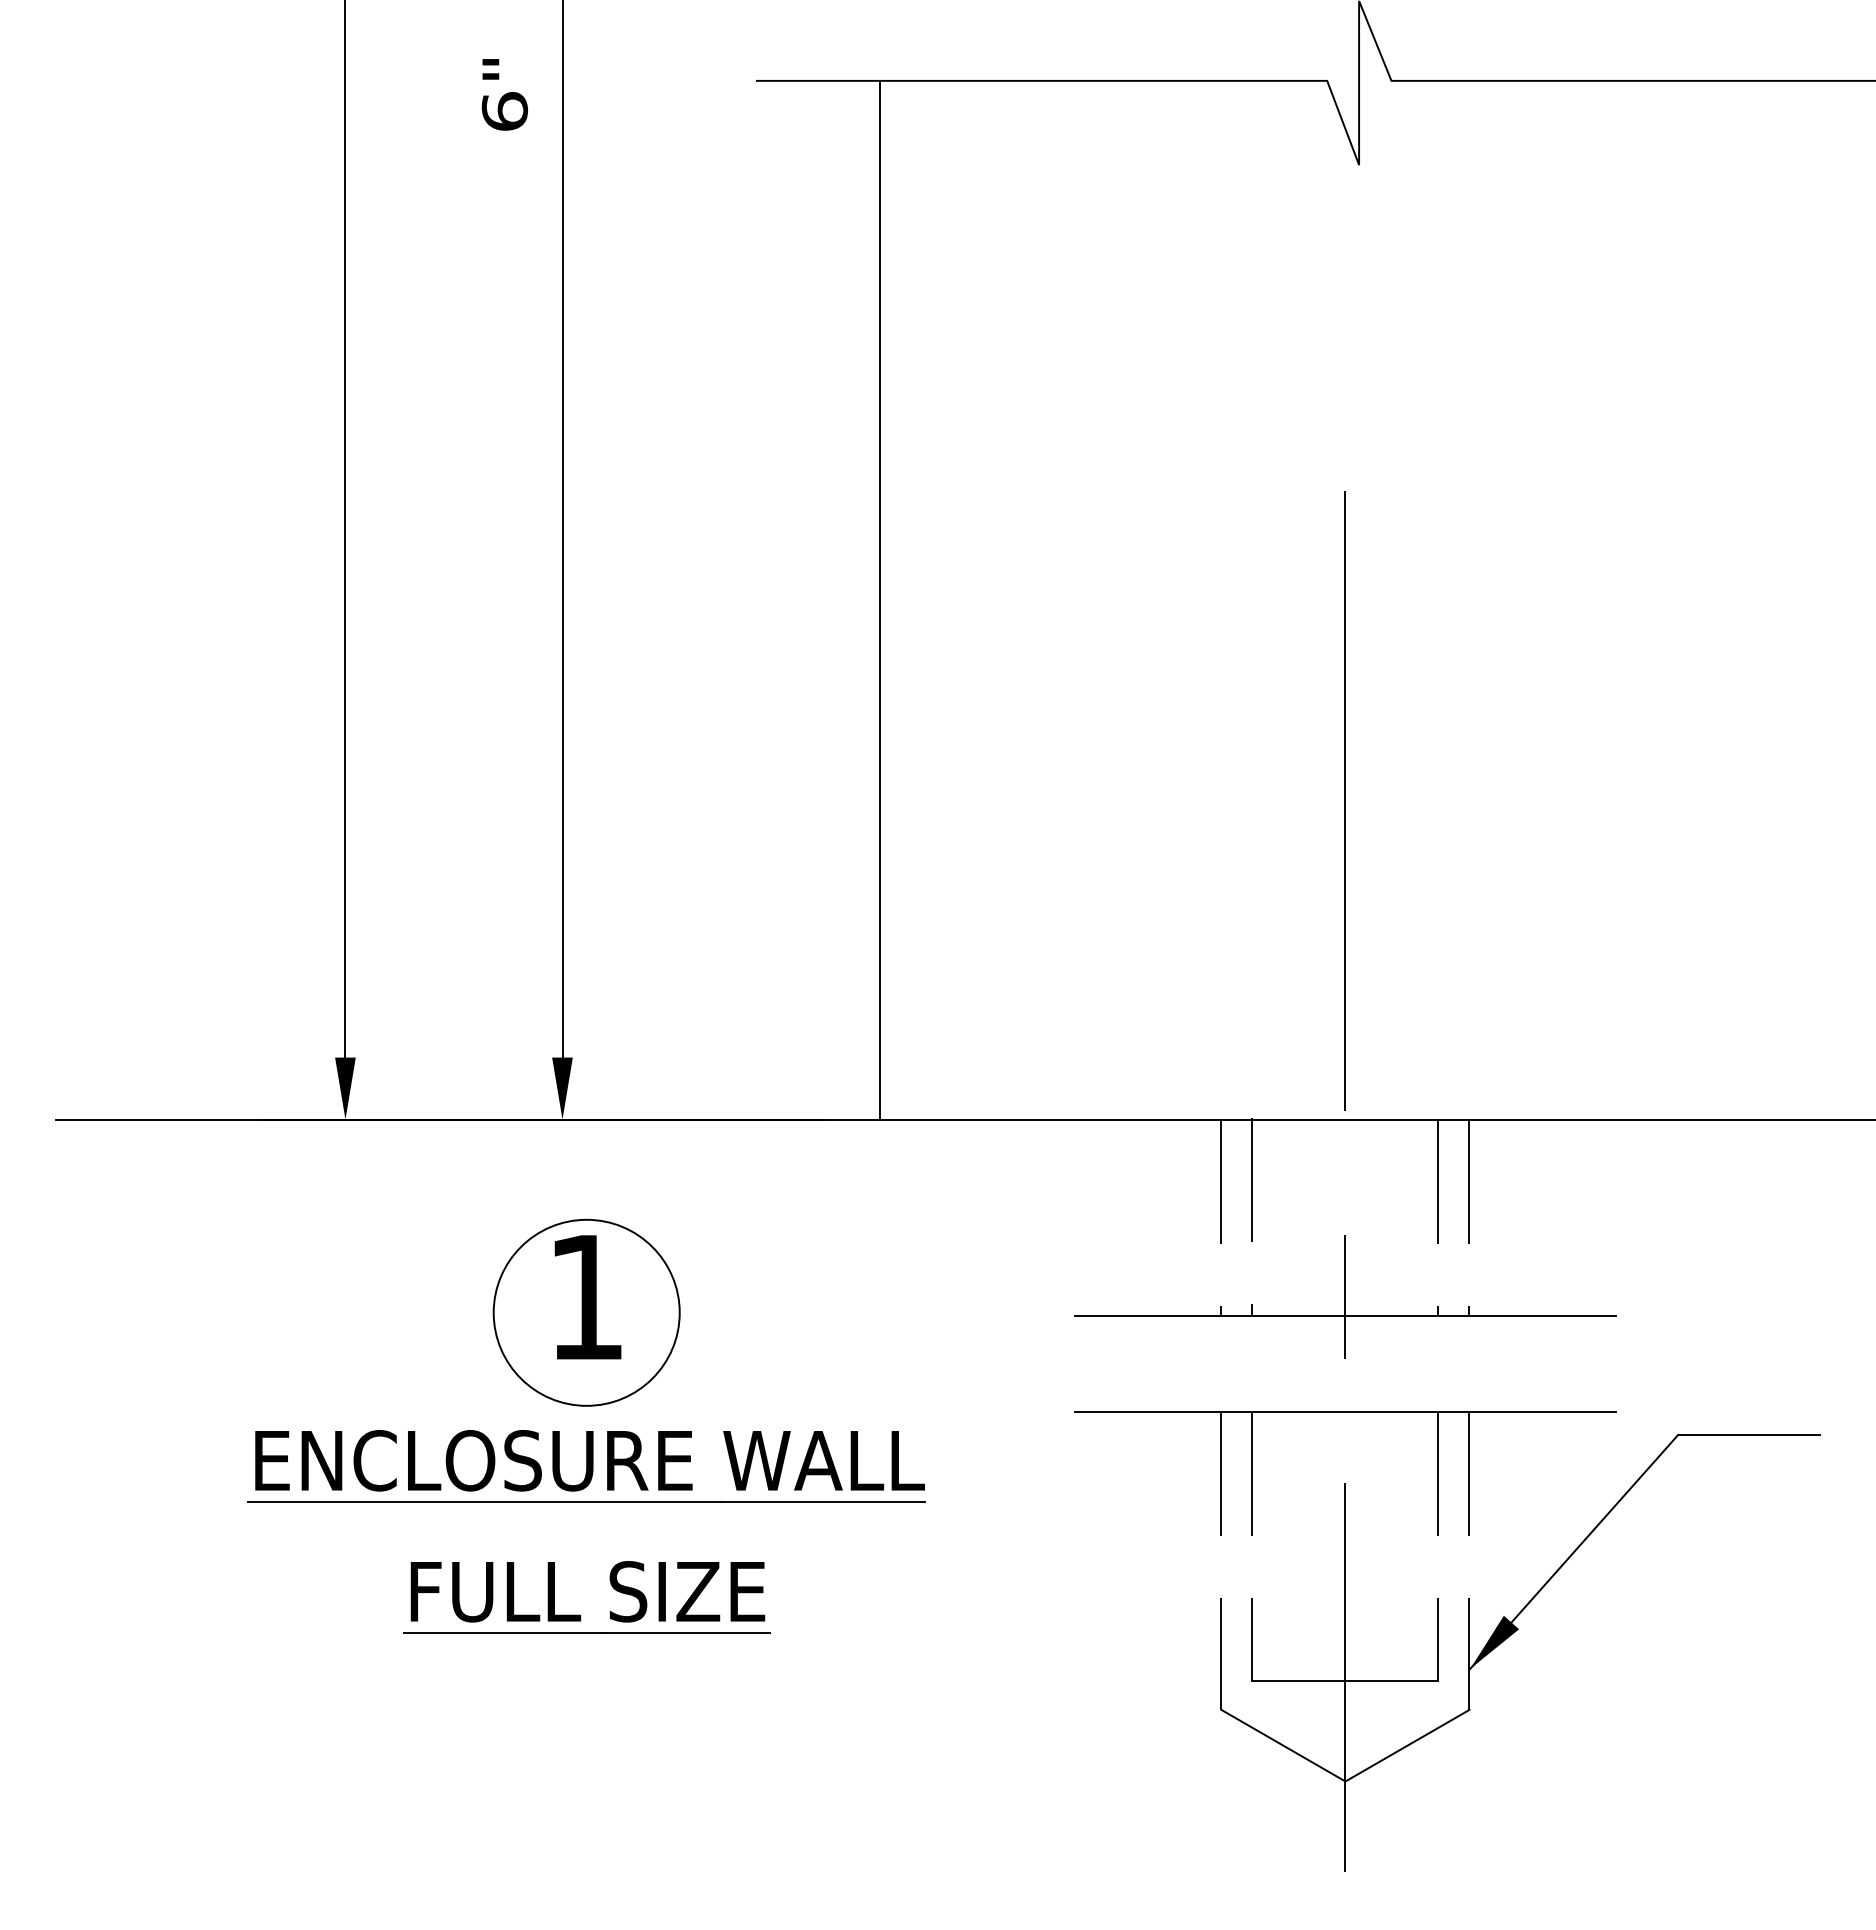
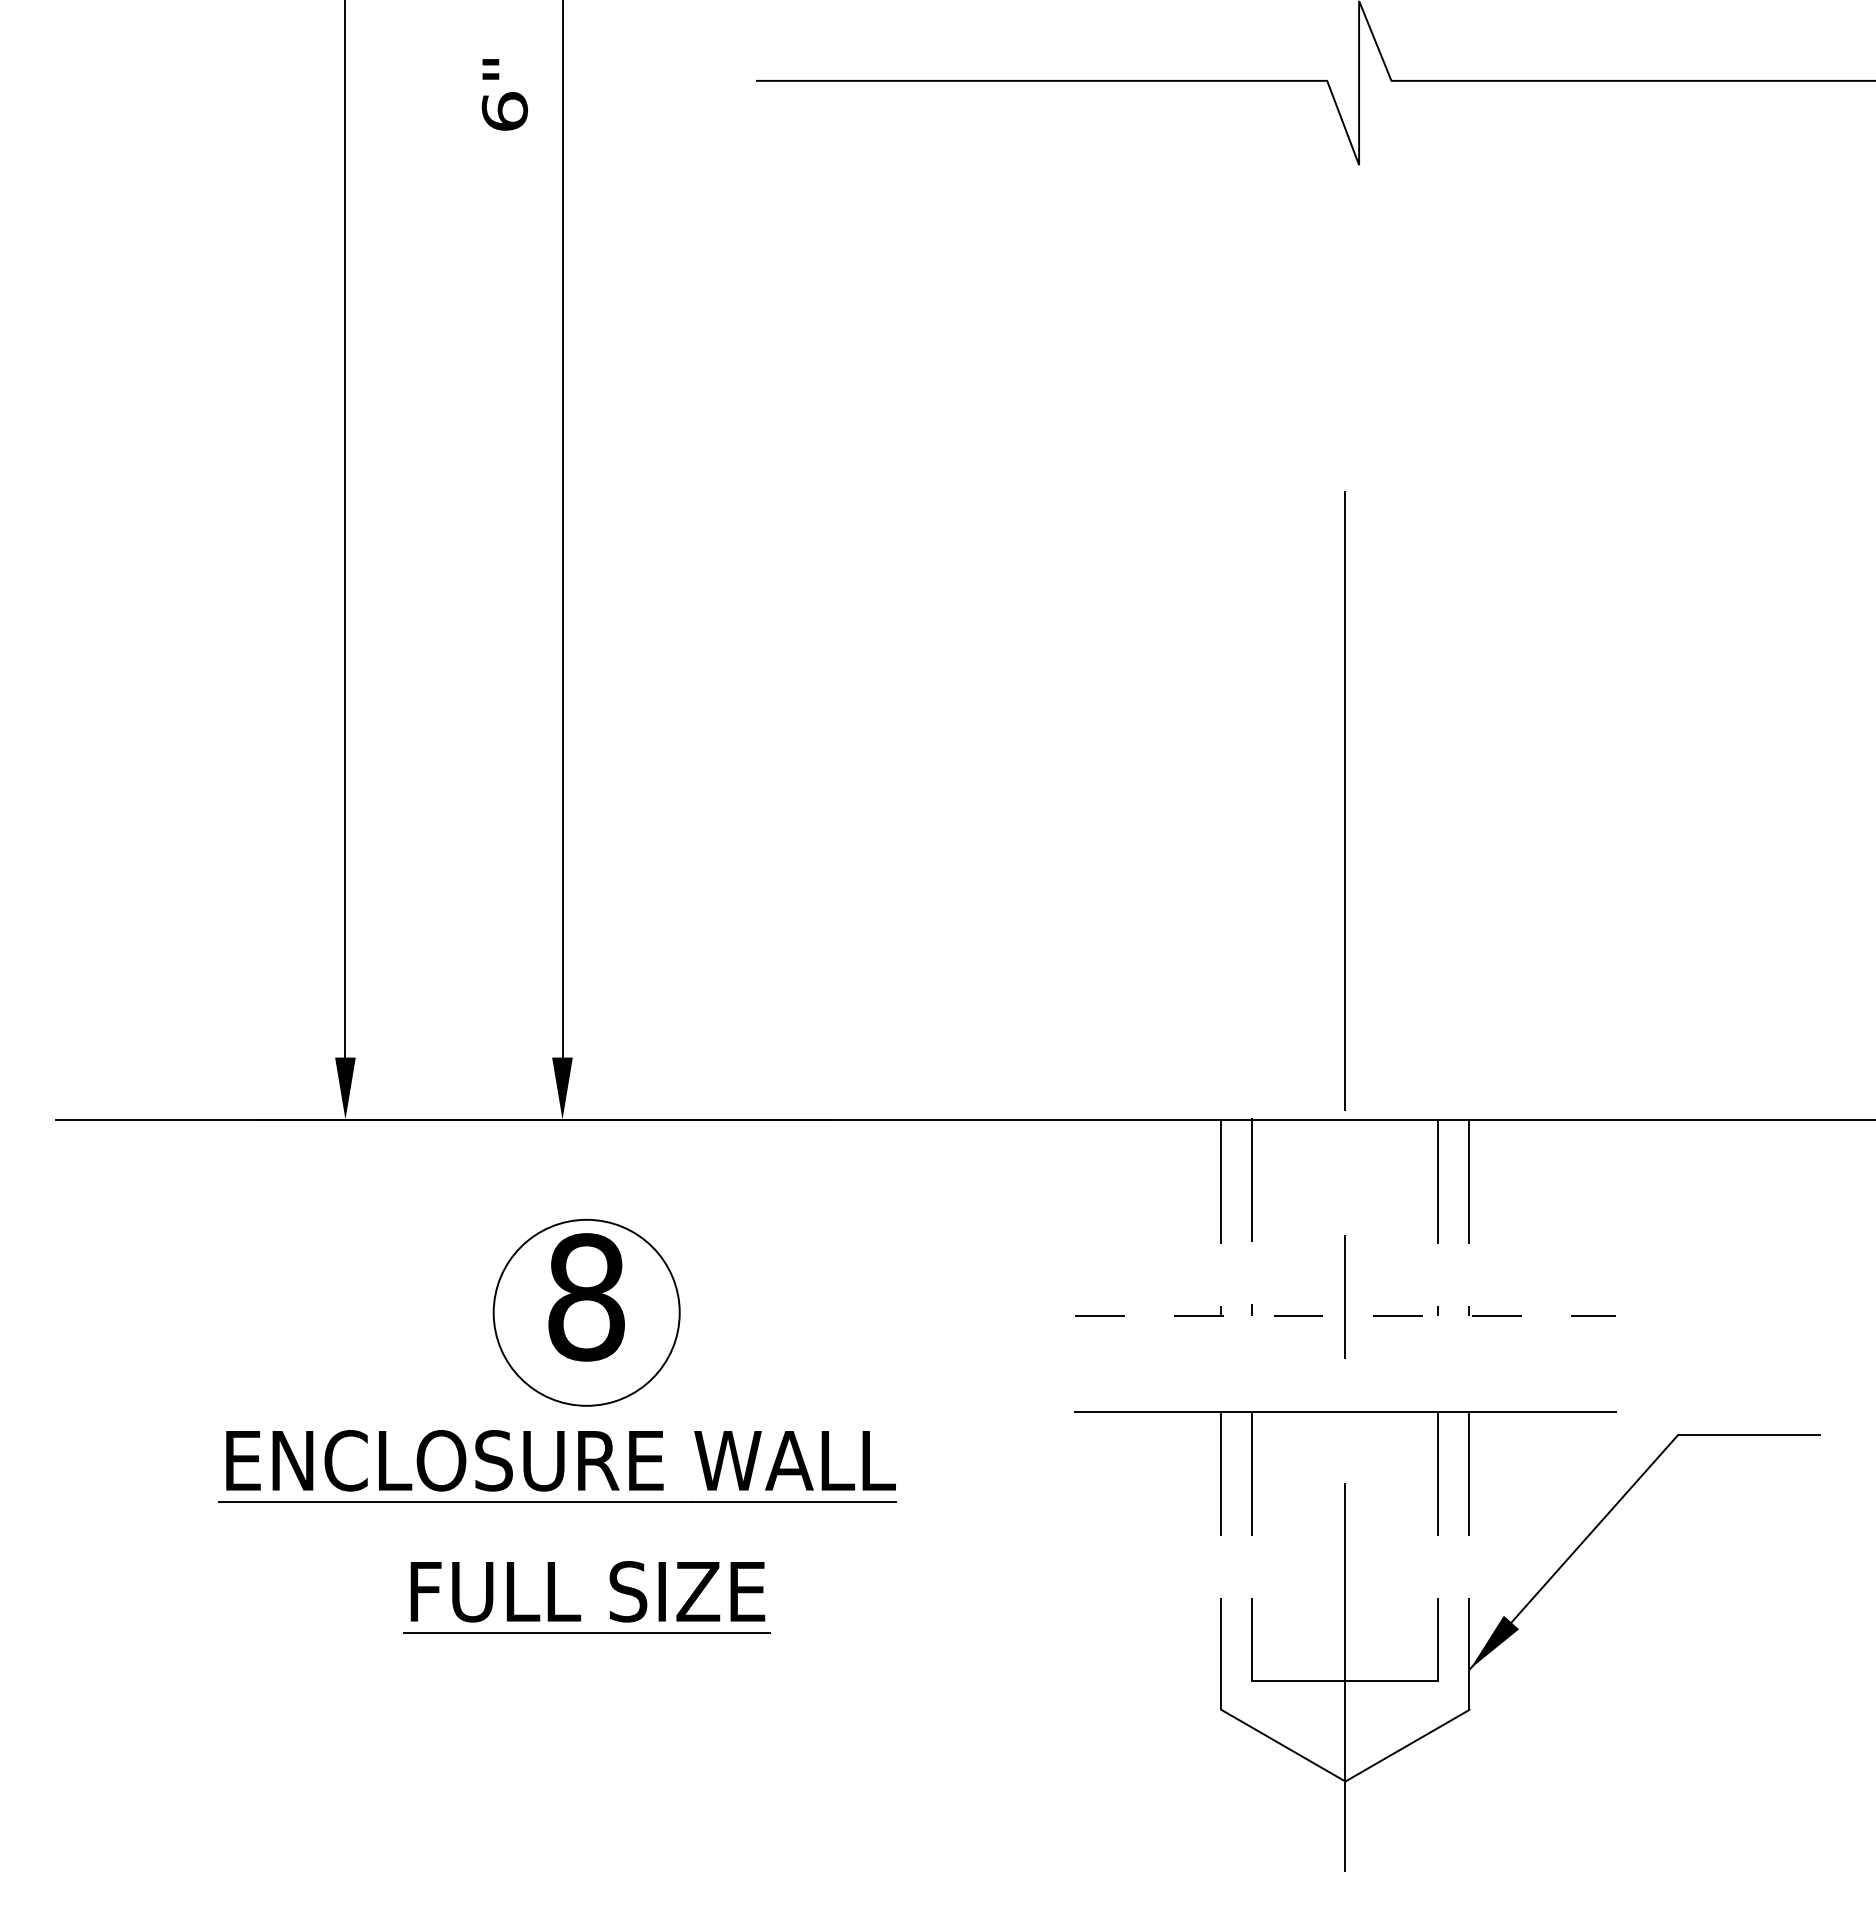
line: present -> none (879, 599)
text: 1 -> 8 (586, 1297)
line: solid -> dashed (1345, 1315)
part position: (586, 1466) -> (557, 1466) (557, 1466)
